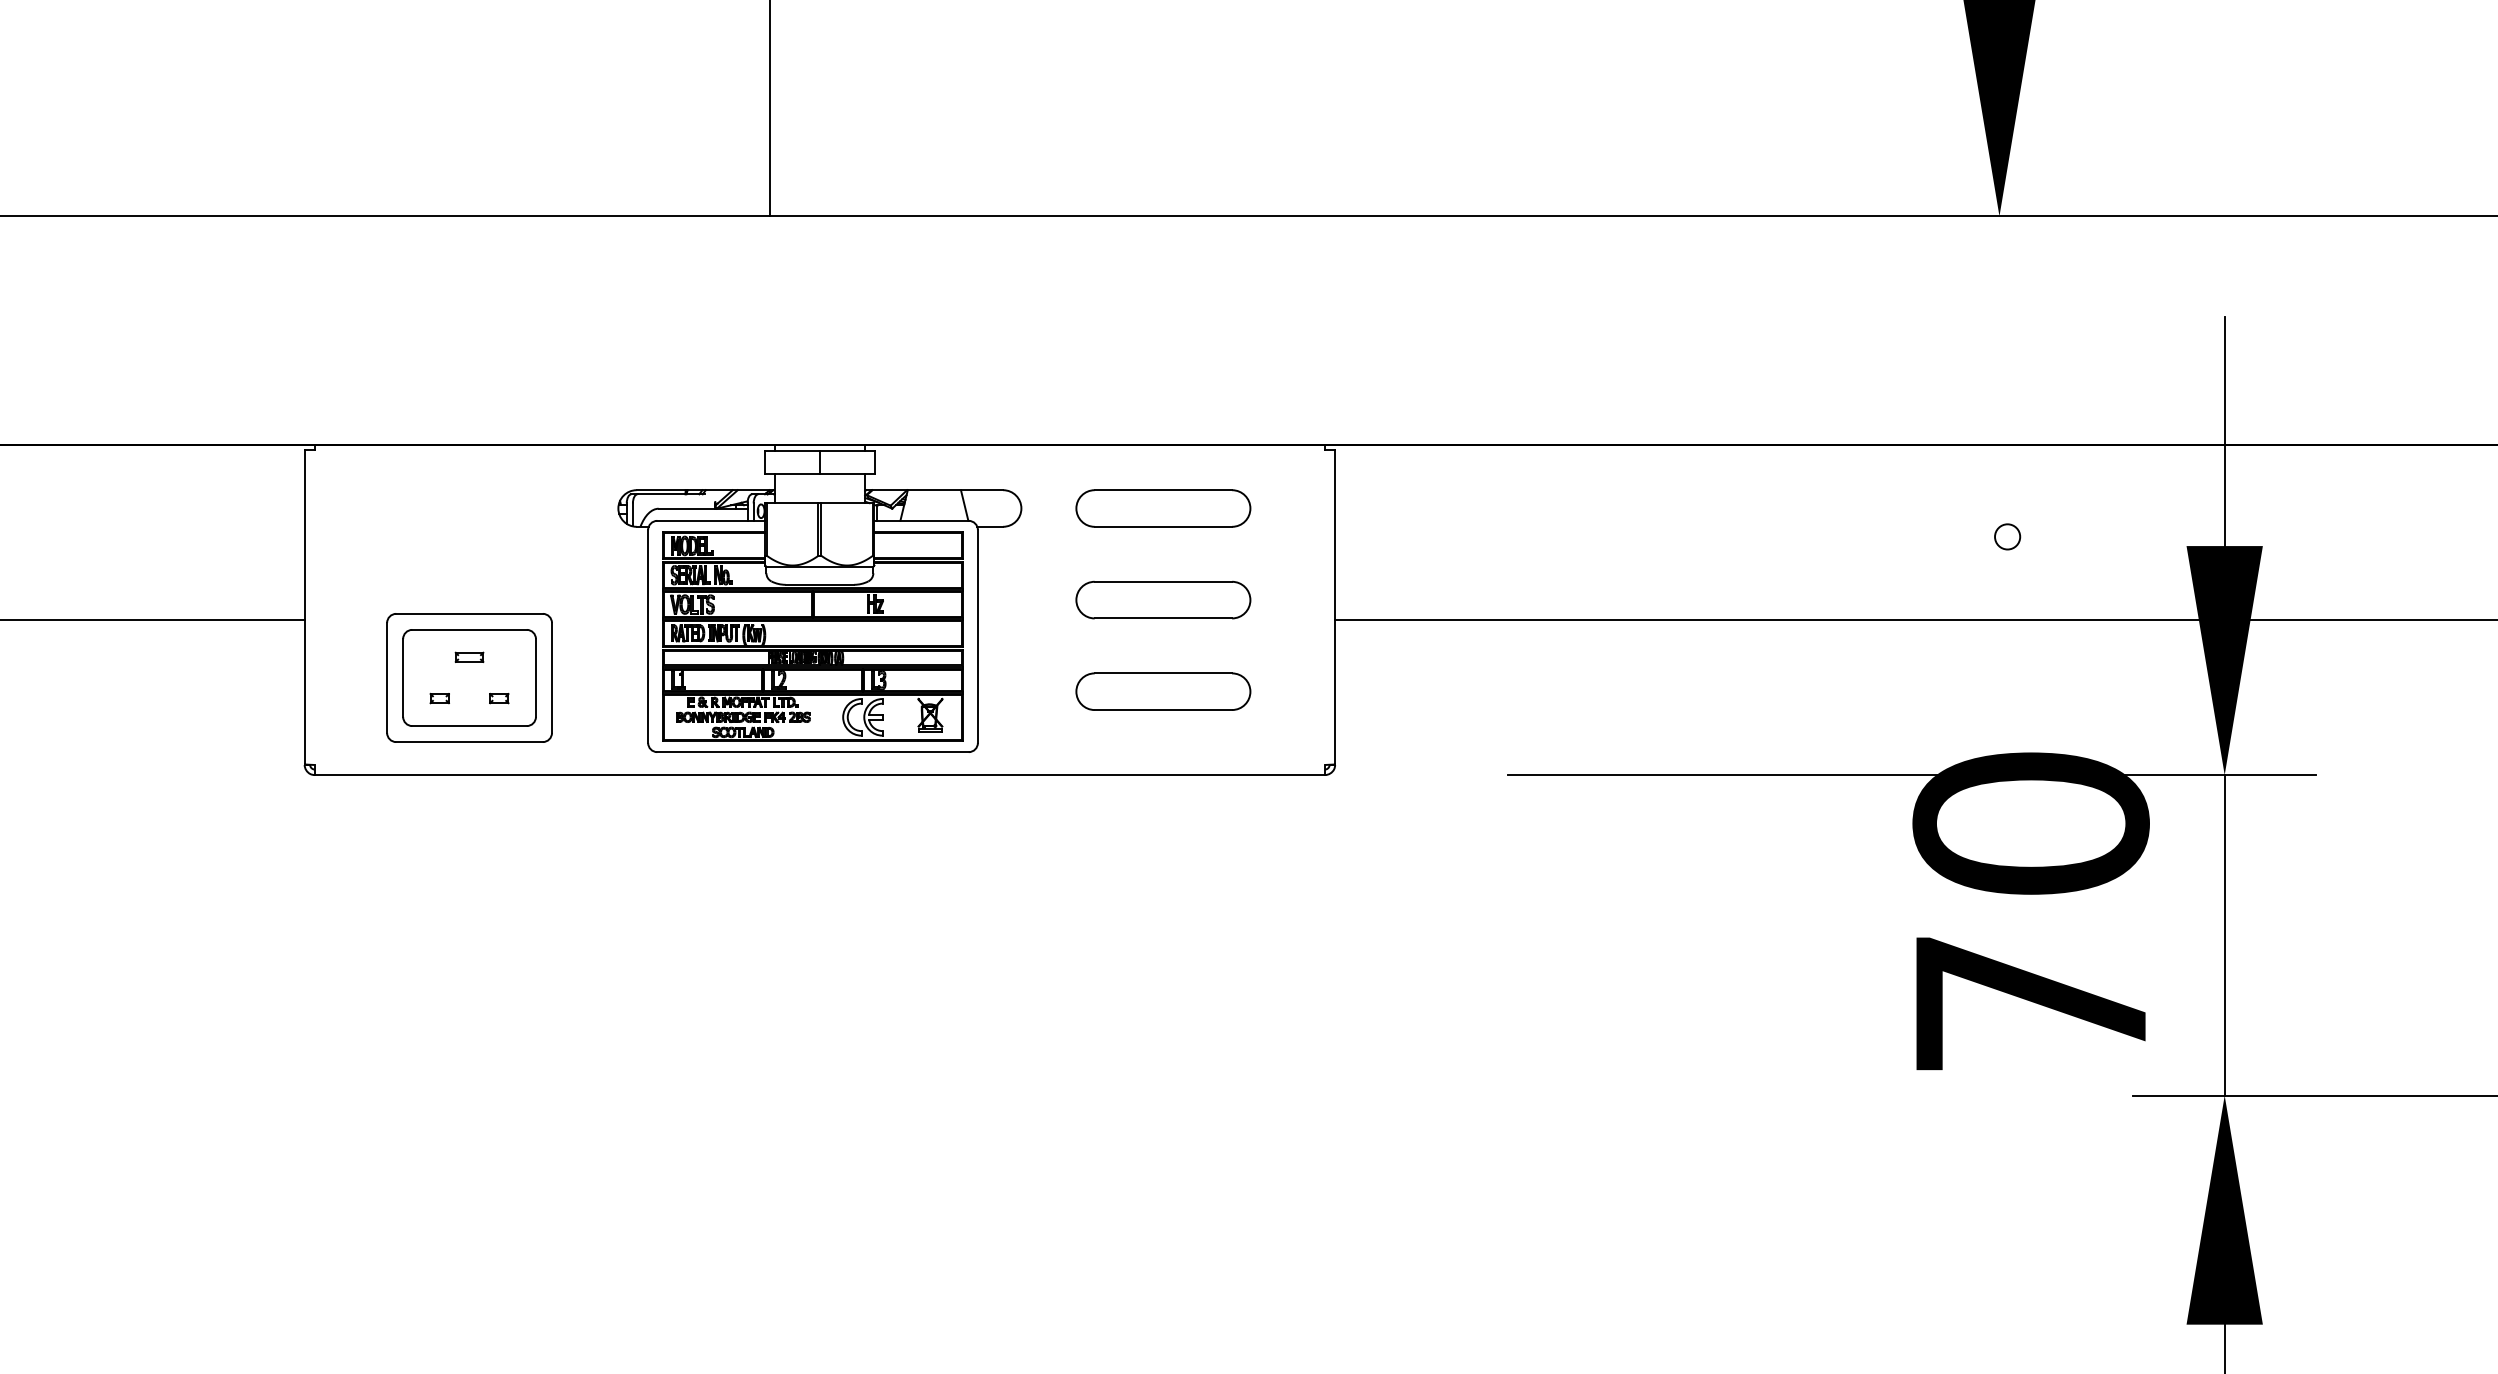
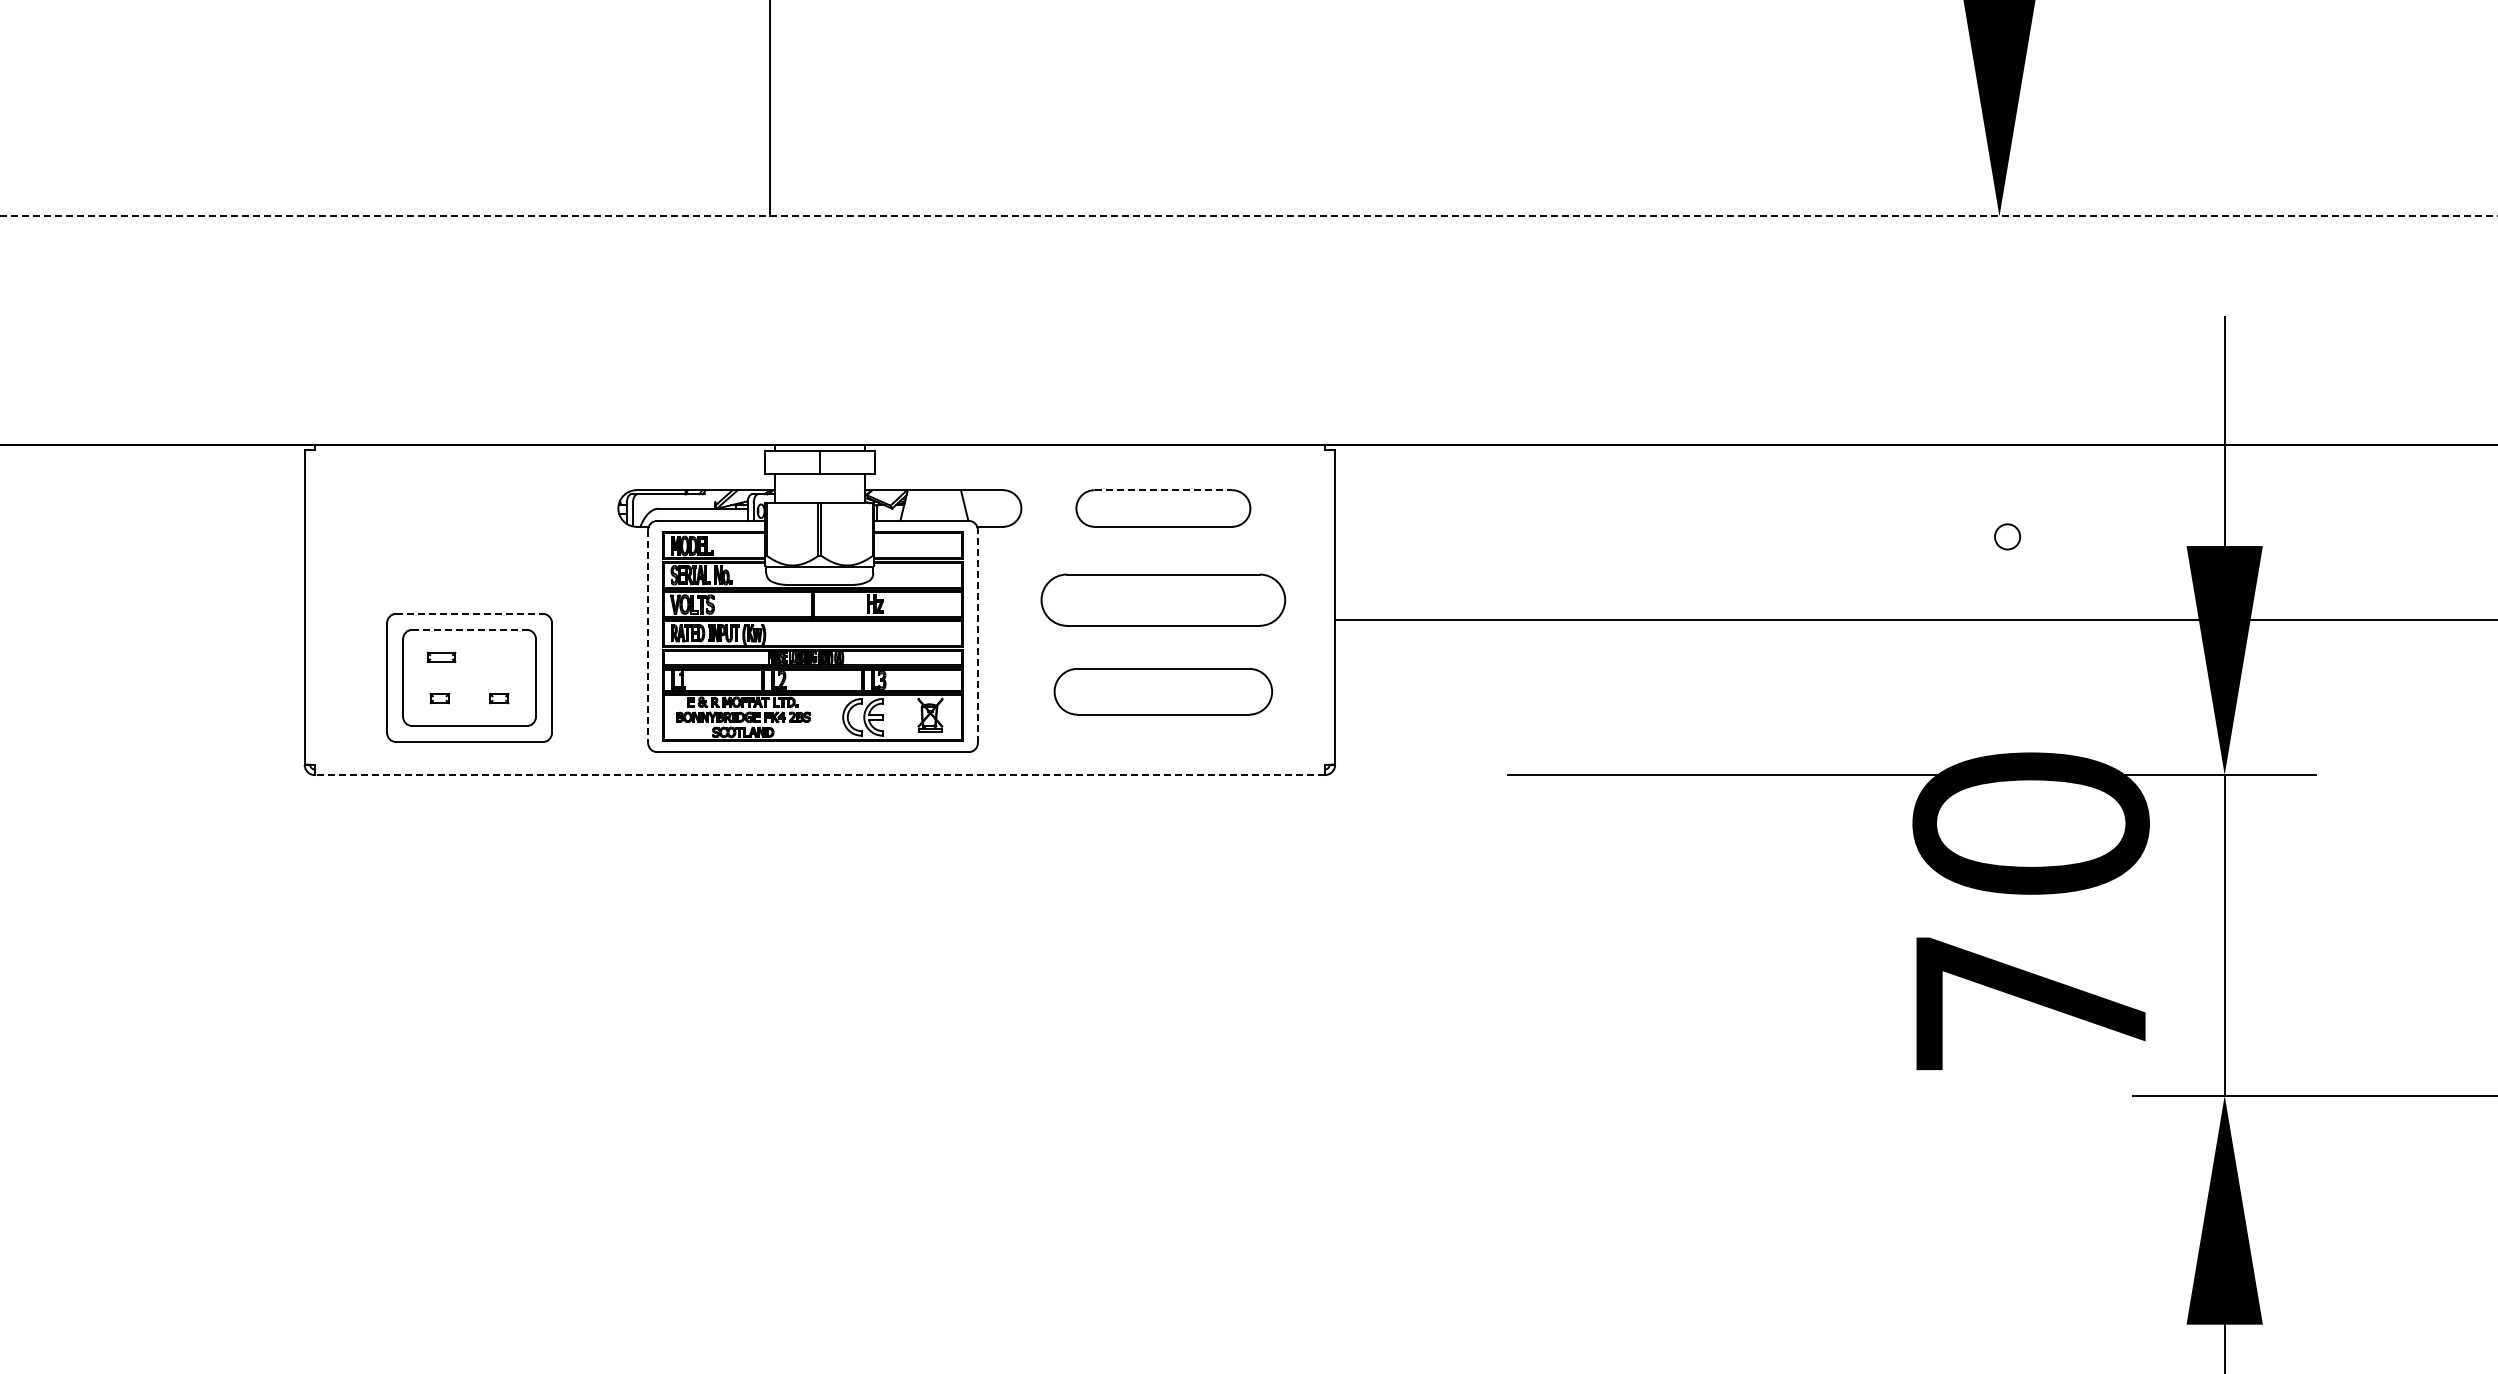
line: solid -> dashed (1248, 216)
line: solid -> dashed (1163, 490)
part size: 177x40 px -> 247x54 px (1163, 599)
line: solid -> dashed (470, 613)
line: present -> none (153, 620)
line: solid -> dashed (470, 629)
line: solid -> dashed (977, 636)
line: solid -> dashed (648, 637)
part position: (469, 656) -> (441, 656) (441, 656)
part size: 177x39 px -> 220x48 px (1162, 691)
line: solid -> dashed (819, 775)
